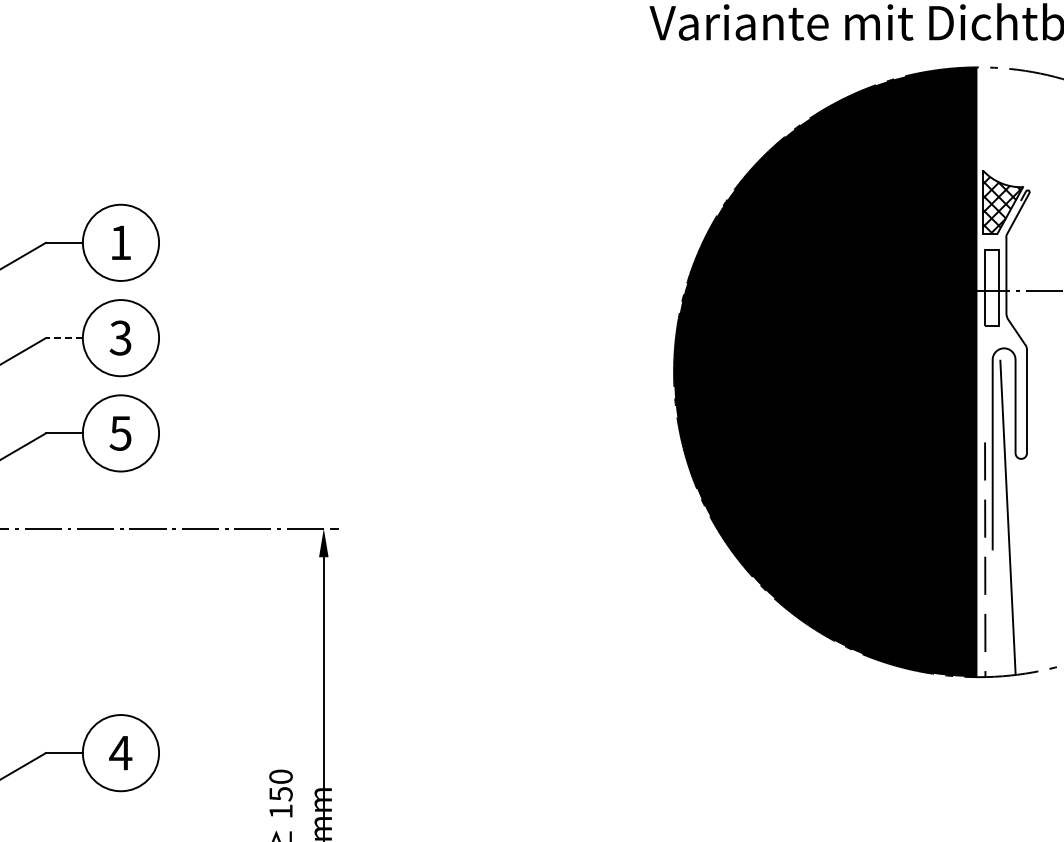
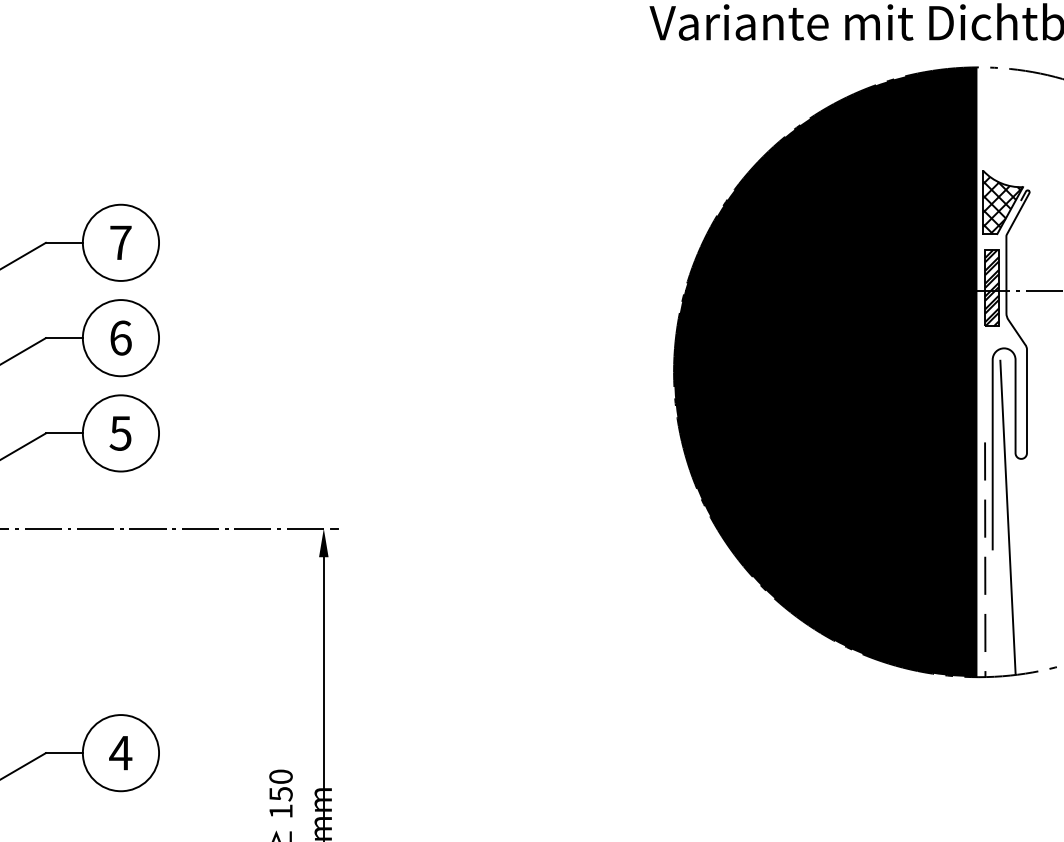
text: 1 -> 7 (120, 242)
hatch: none -> present (991, 288)
text: 3 -> 6 (120, 337)
line: dashed -> solid (63, 338)
